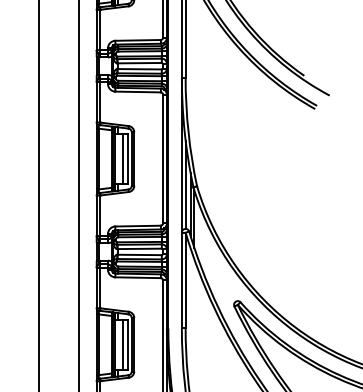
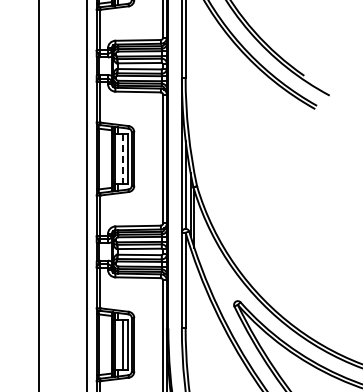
line: solid -> dashed (123, 159)
line position: (79, 195) -> (87, 195) (87, 195)
